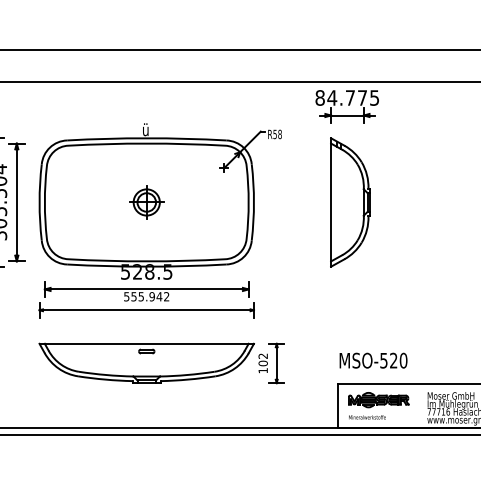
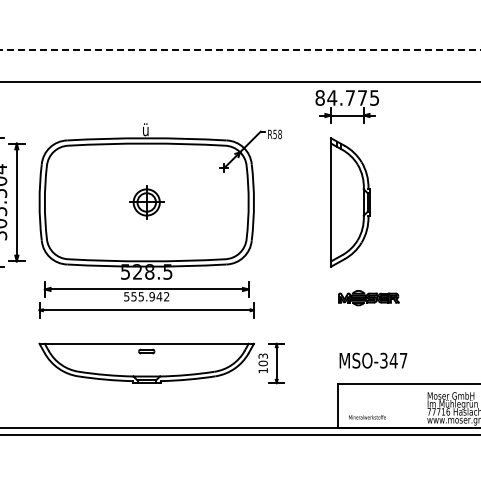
line: solid -> dashed (240, 49)
text: 102 -> 103 (263, 355)
text: MSO-520 -> MSO-347 (393, 360)
part position: (378, 400) -> (368, 298) (368, 298)
